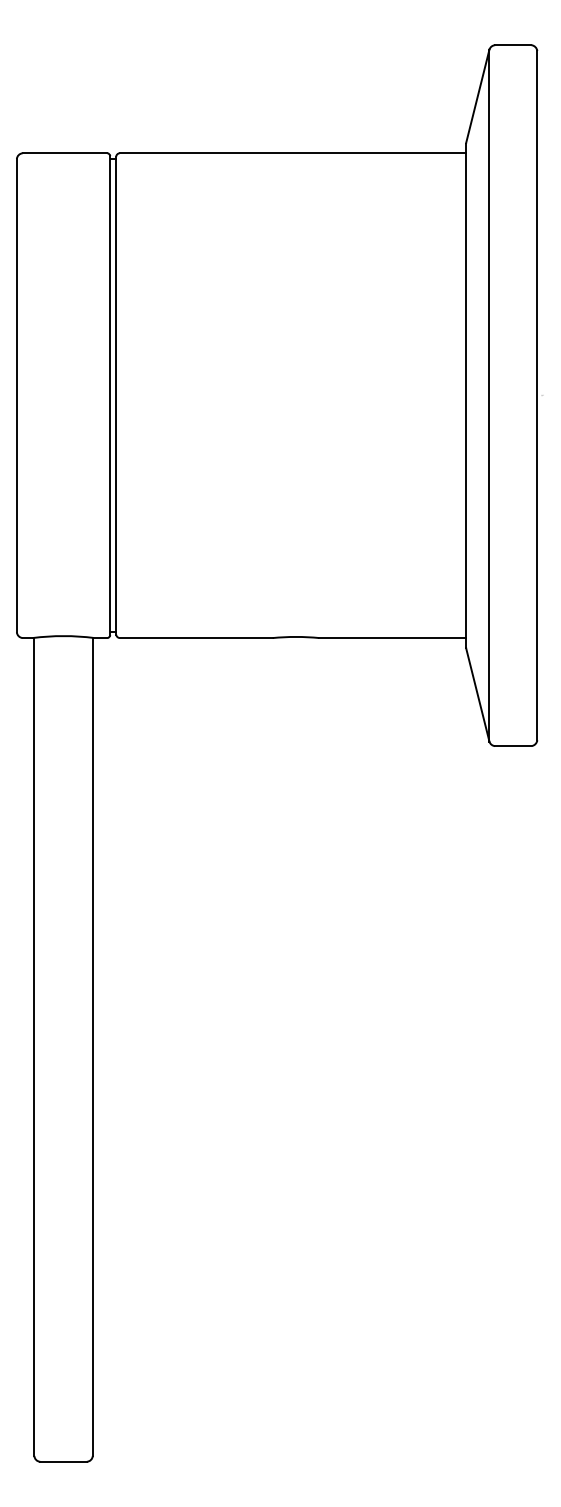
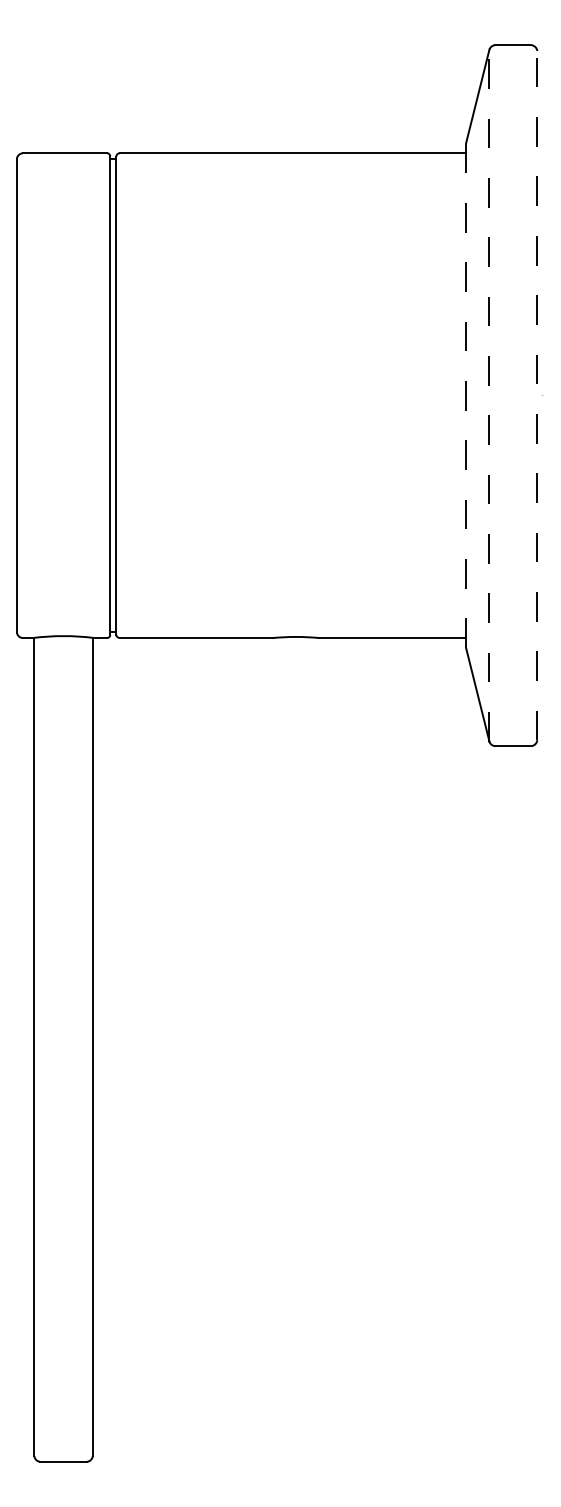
line: solid -> dashed (466, 395)
line: solid -> dashed (489, 395)
line: solid -> dashed (537, 395)
